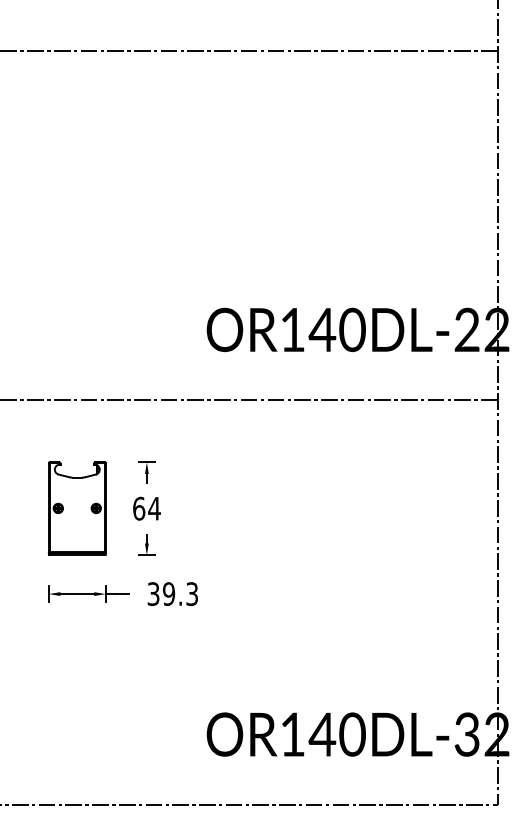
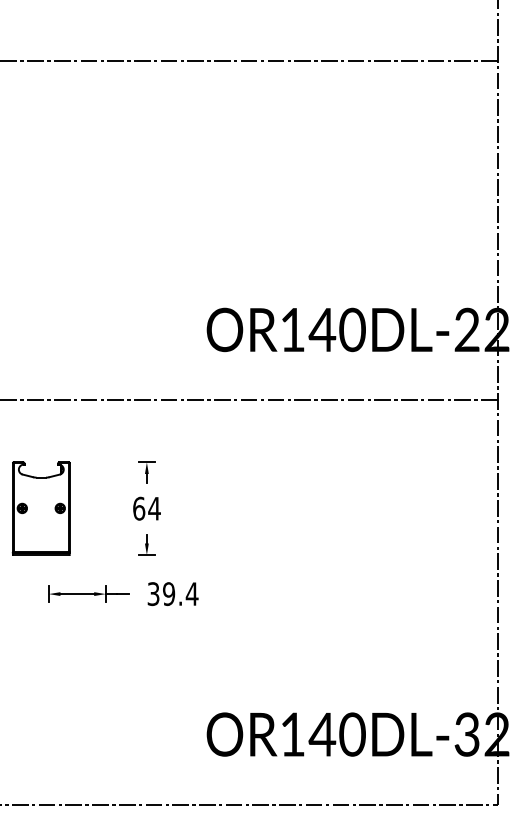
line position: (249, 51) -> (249, 61) (249, 61)
part position: (76, 508) -> (40, 508) (40, 508)
text: 39.3 -> 39.4 (191, 594)
